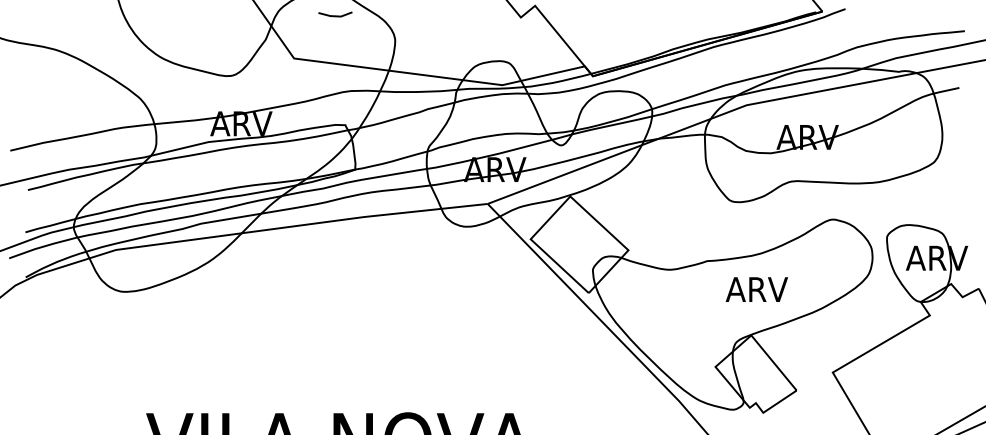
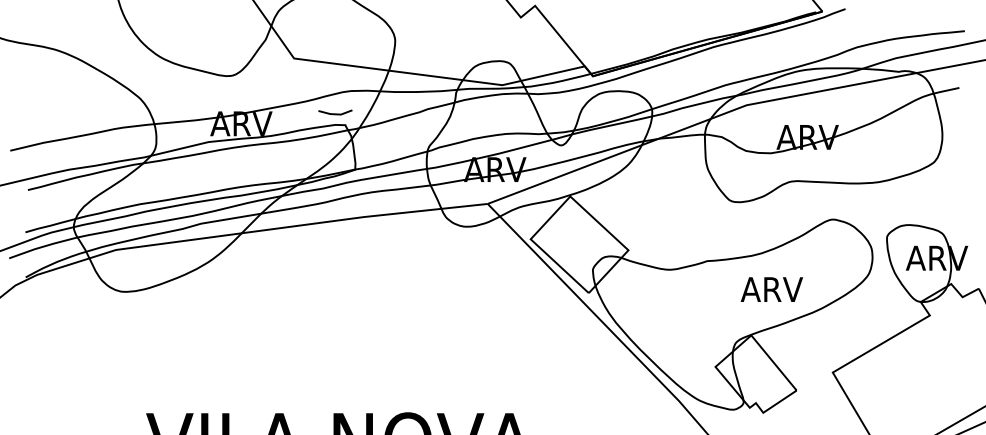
line position: (335, 15) -> (335, 113) (335, 113)
text position: (756, 289) -> (771, 289) (771, 289)
